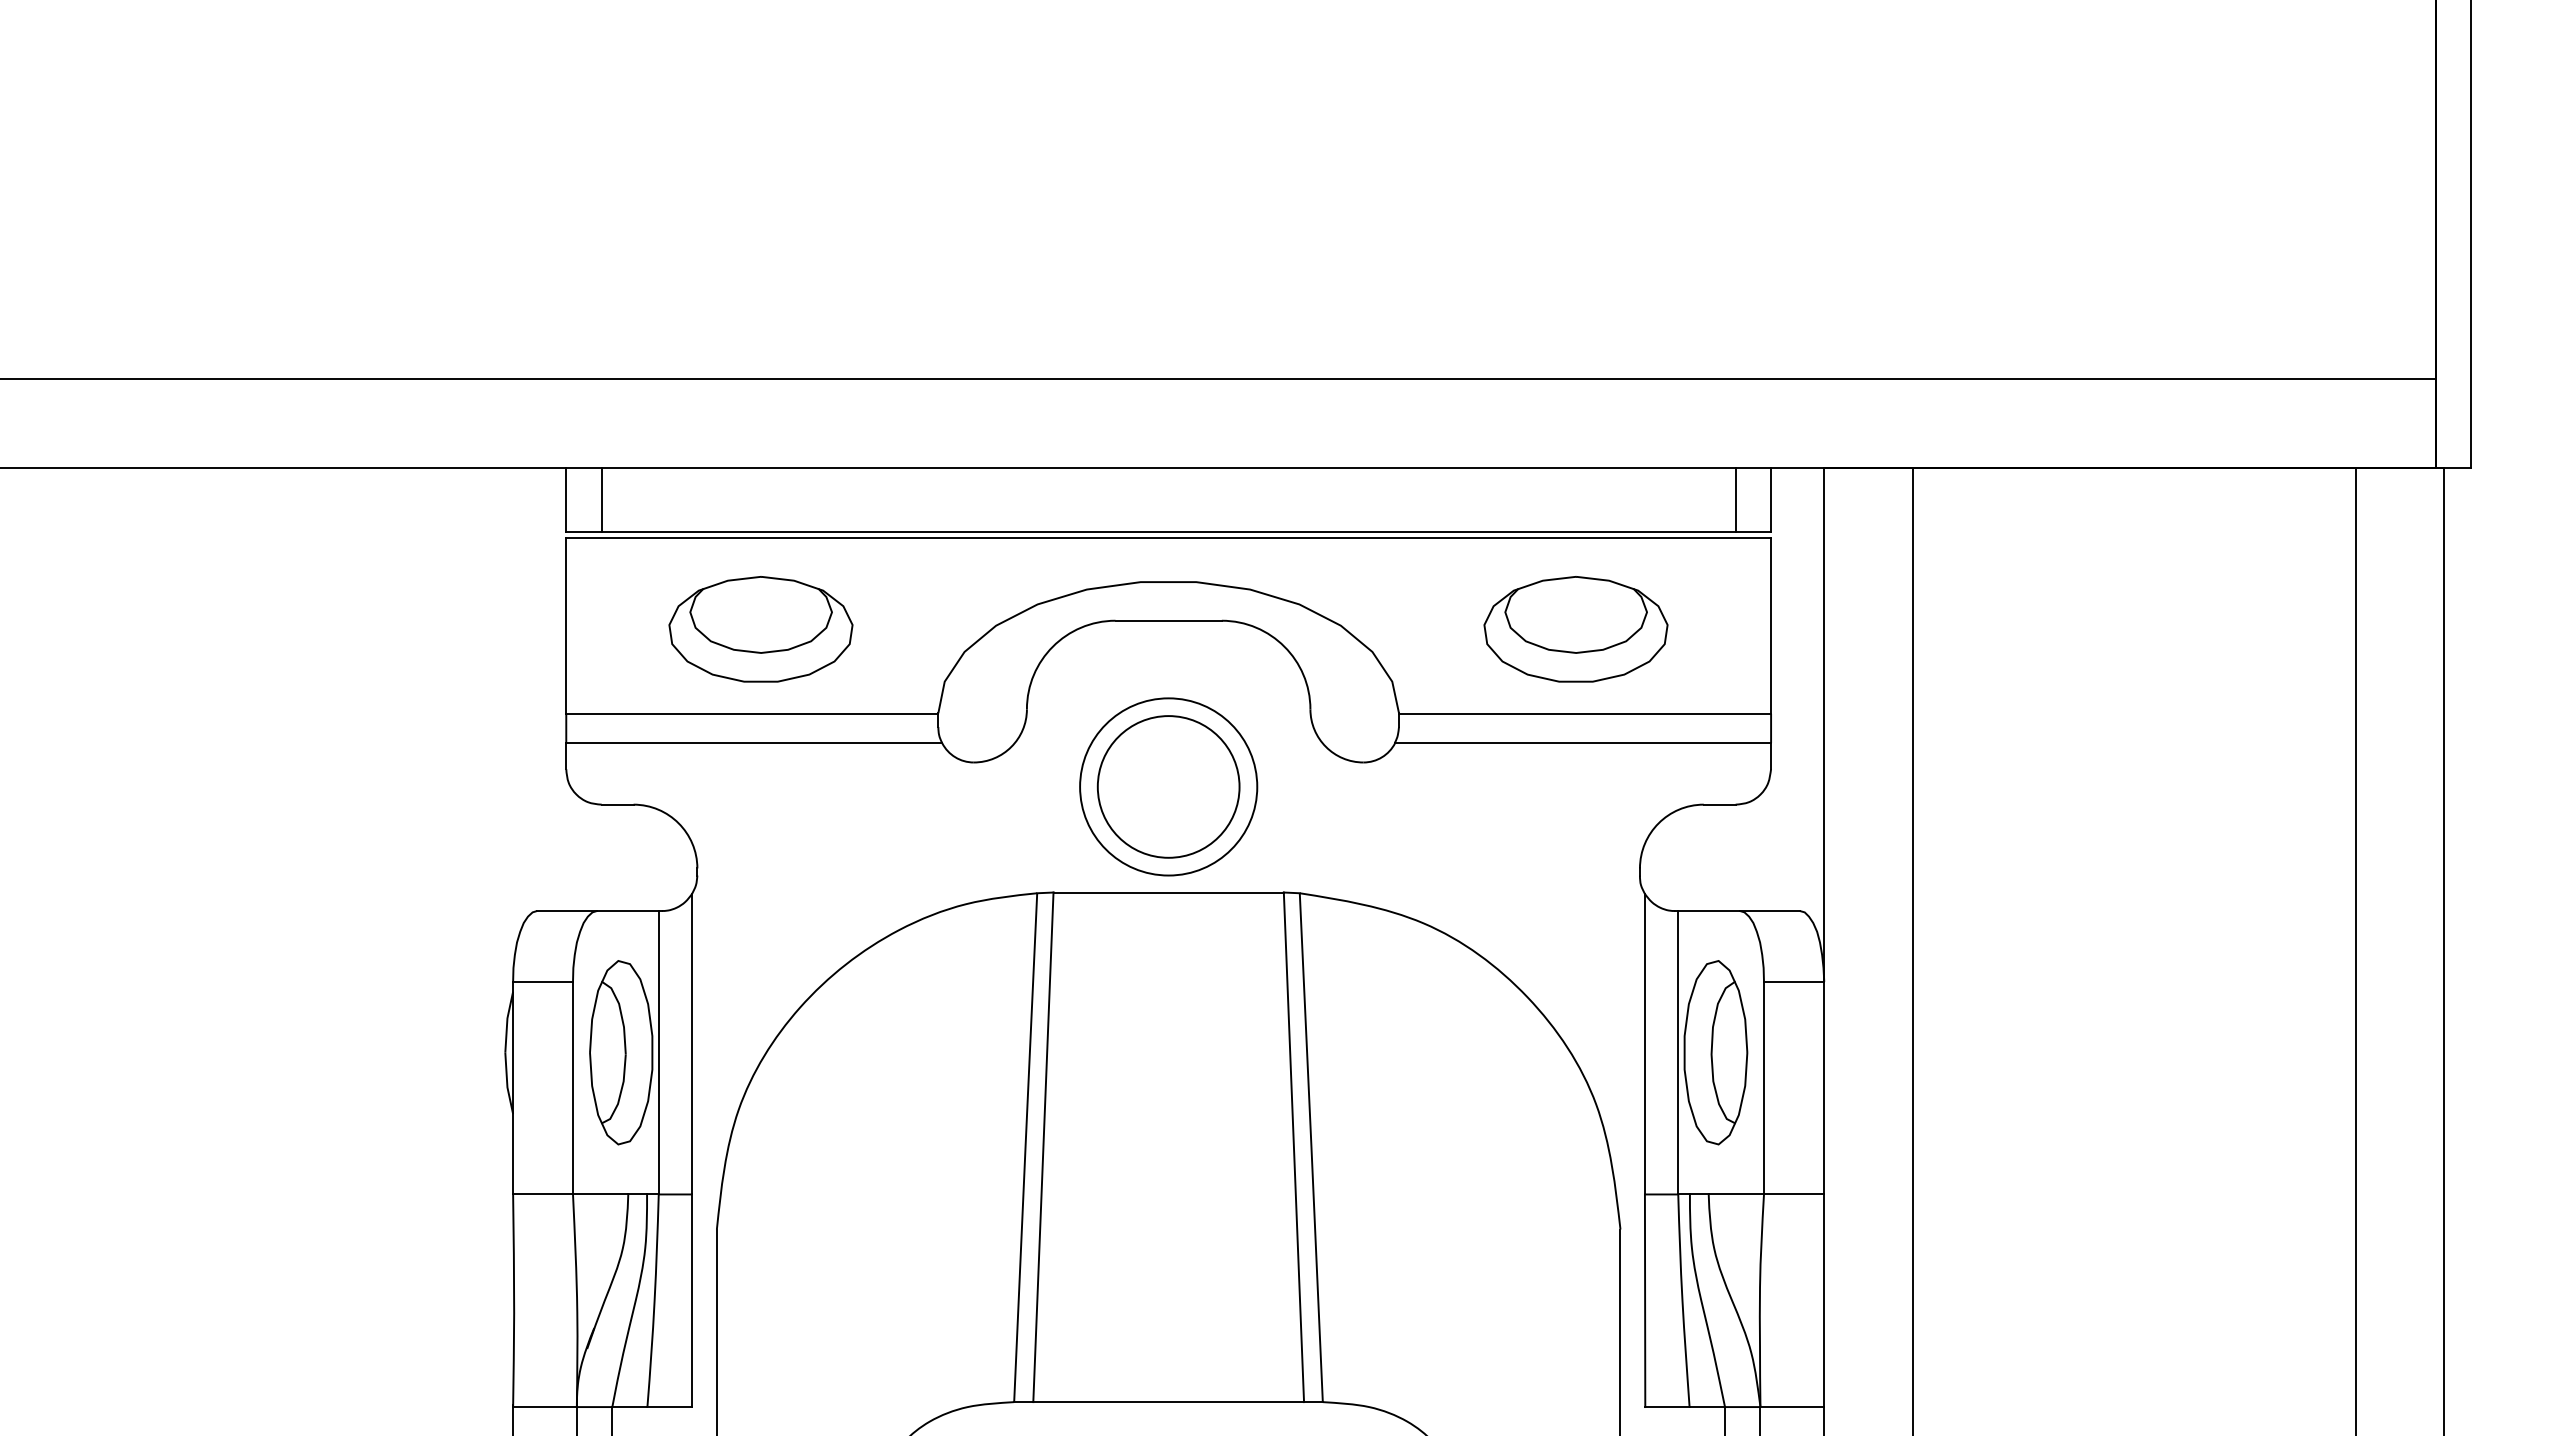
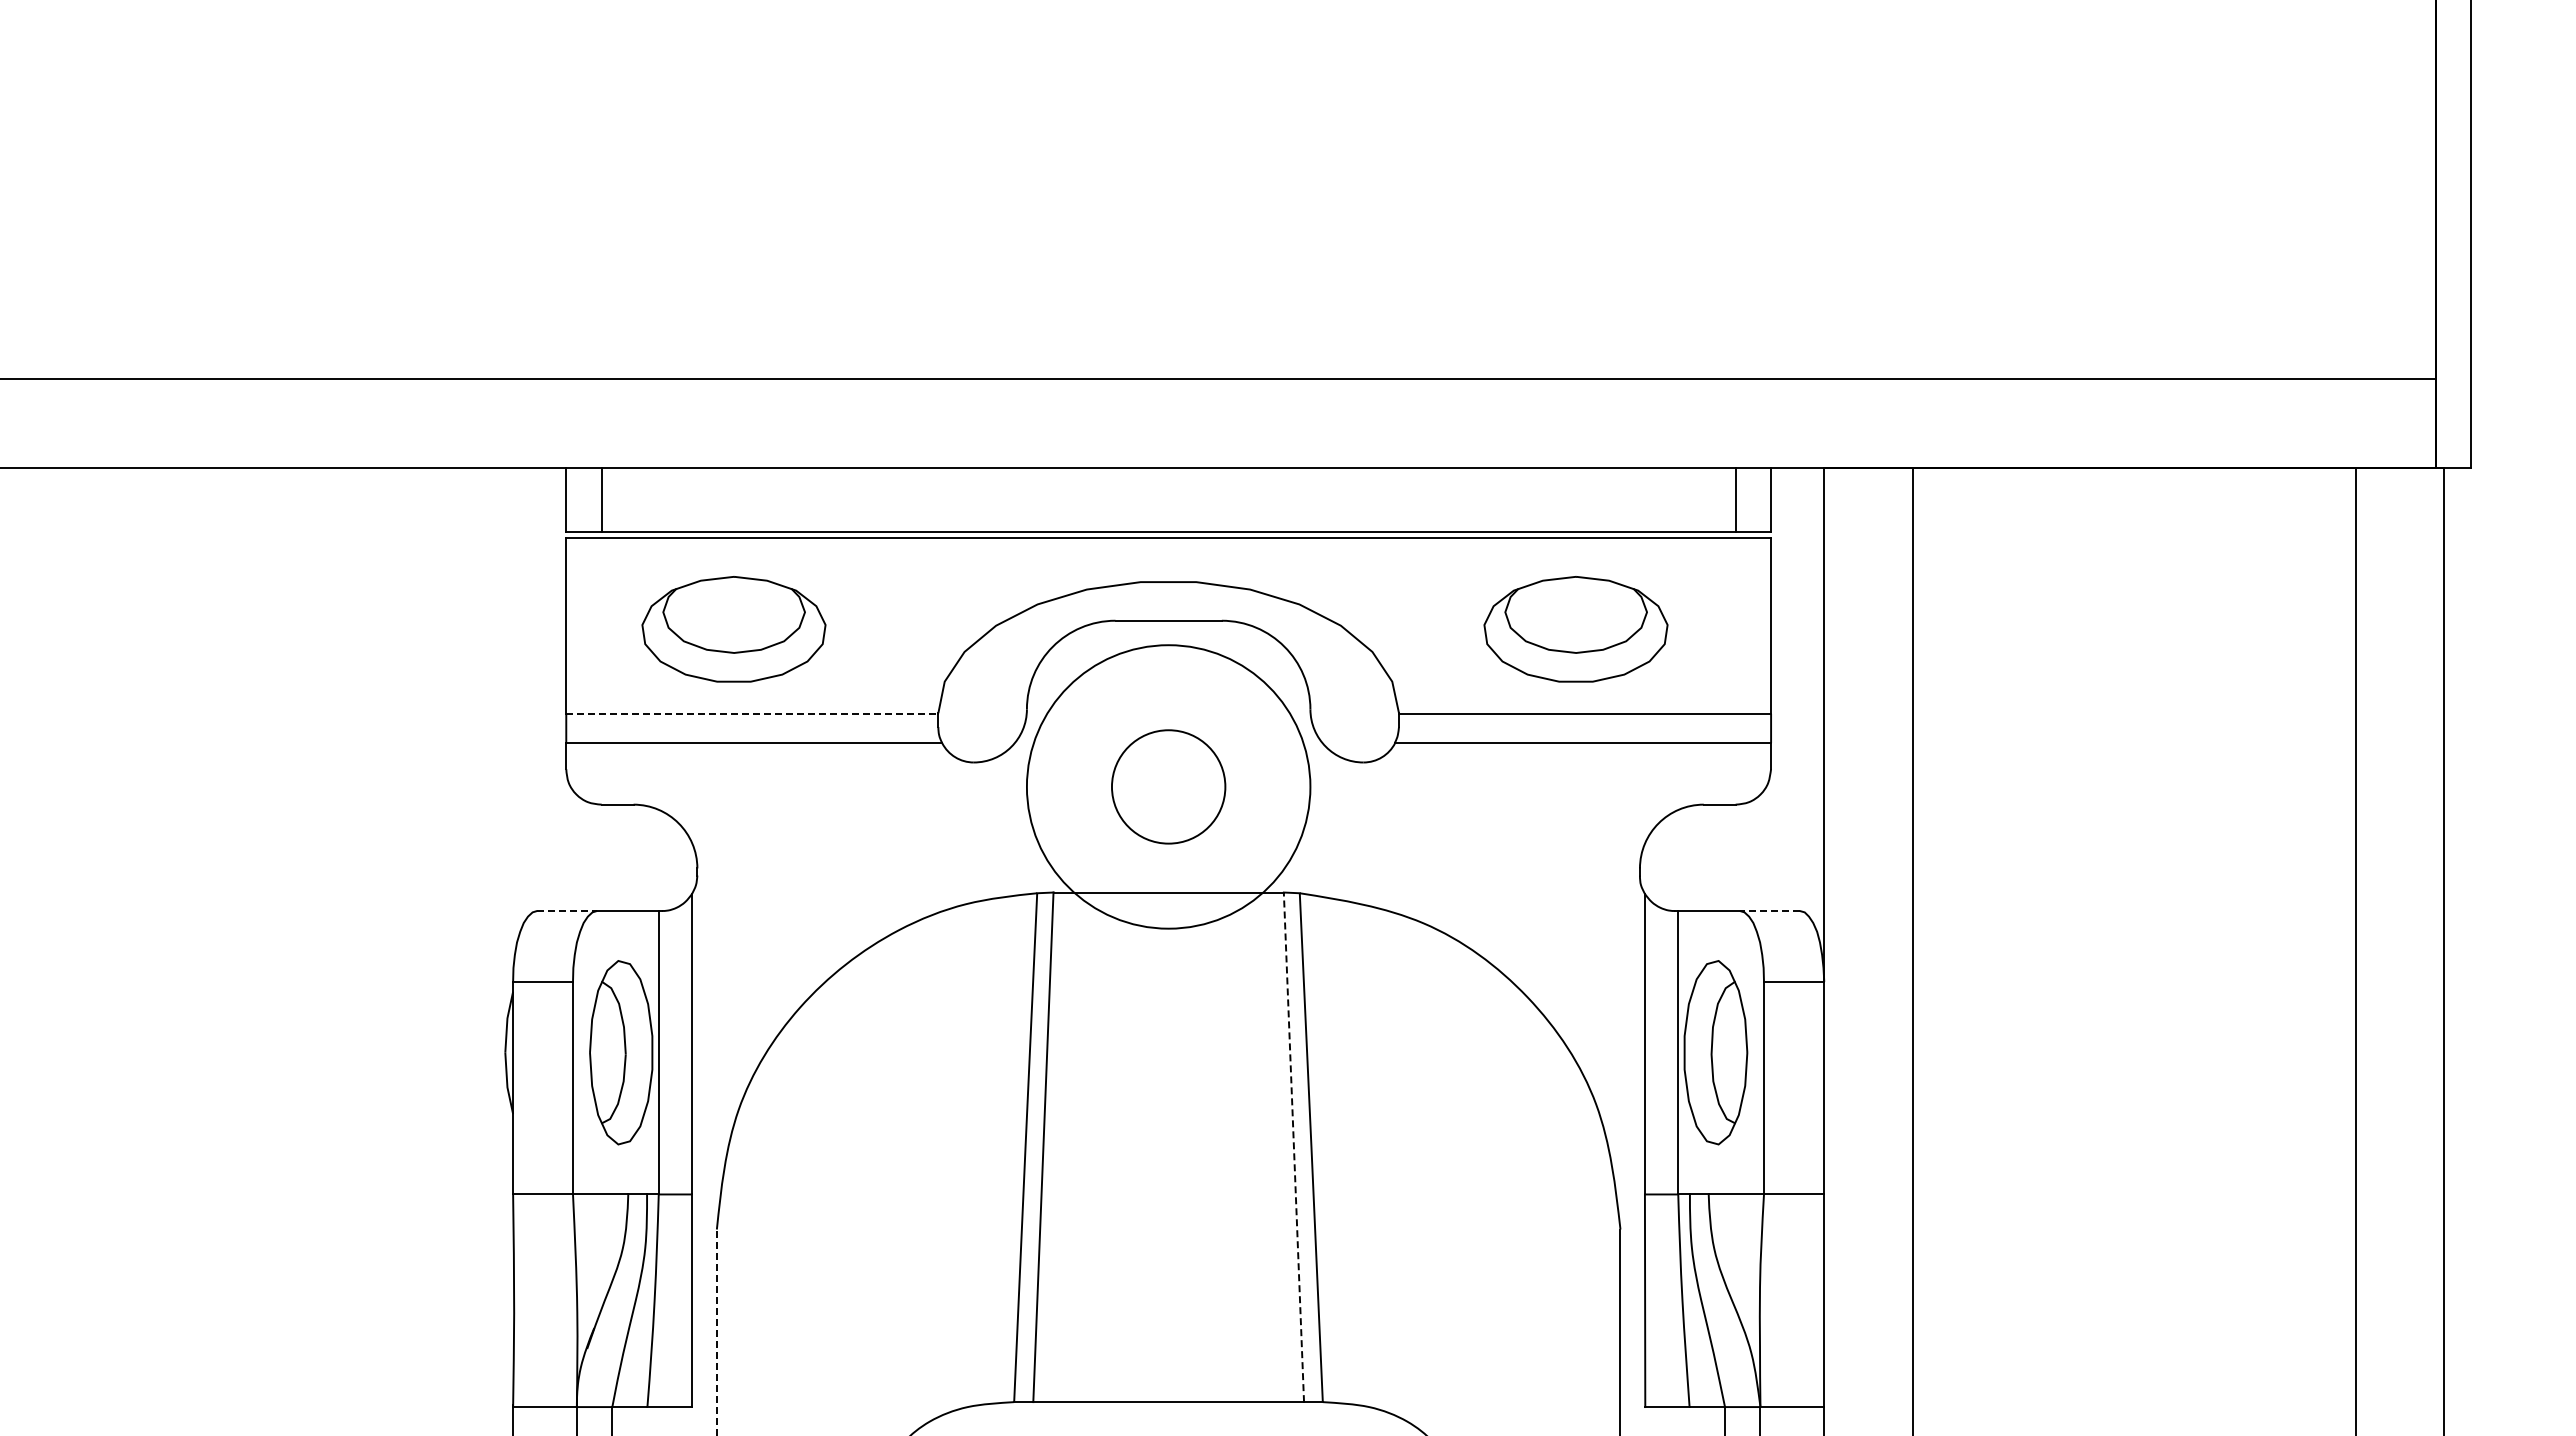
part position: (760, 629) -> (733, 629) (733, 629)
line: solid -> dashed (752, 713)
circle diameter: 142 px -> 113 px (1168, 786)
circle diameter: 177 px -> 283 px (1168, 786)
line: solid -> dashed (567, 910)
line: solid -> dashed (1769, 910)
line: solid -> dashed (1293, 1147)
line: solid -> dashed (716, 1332)
